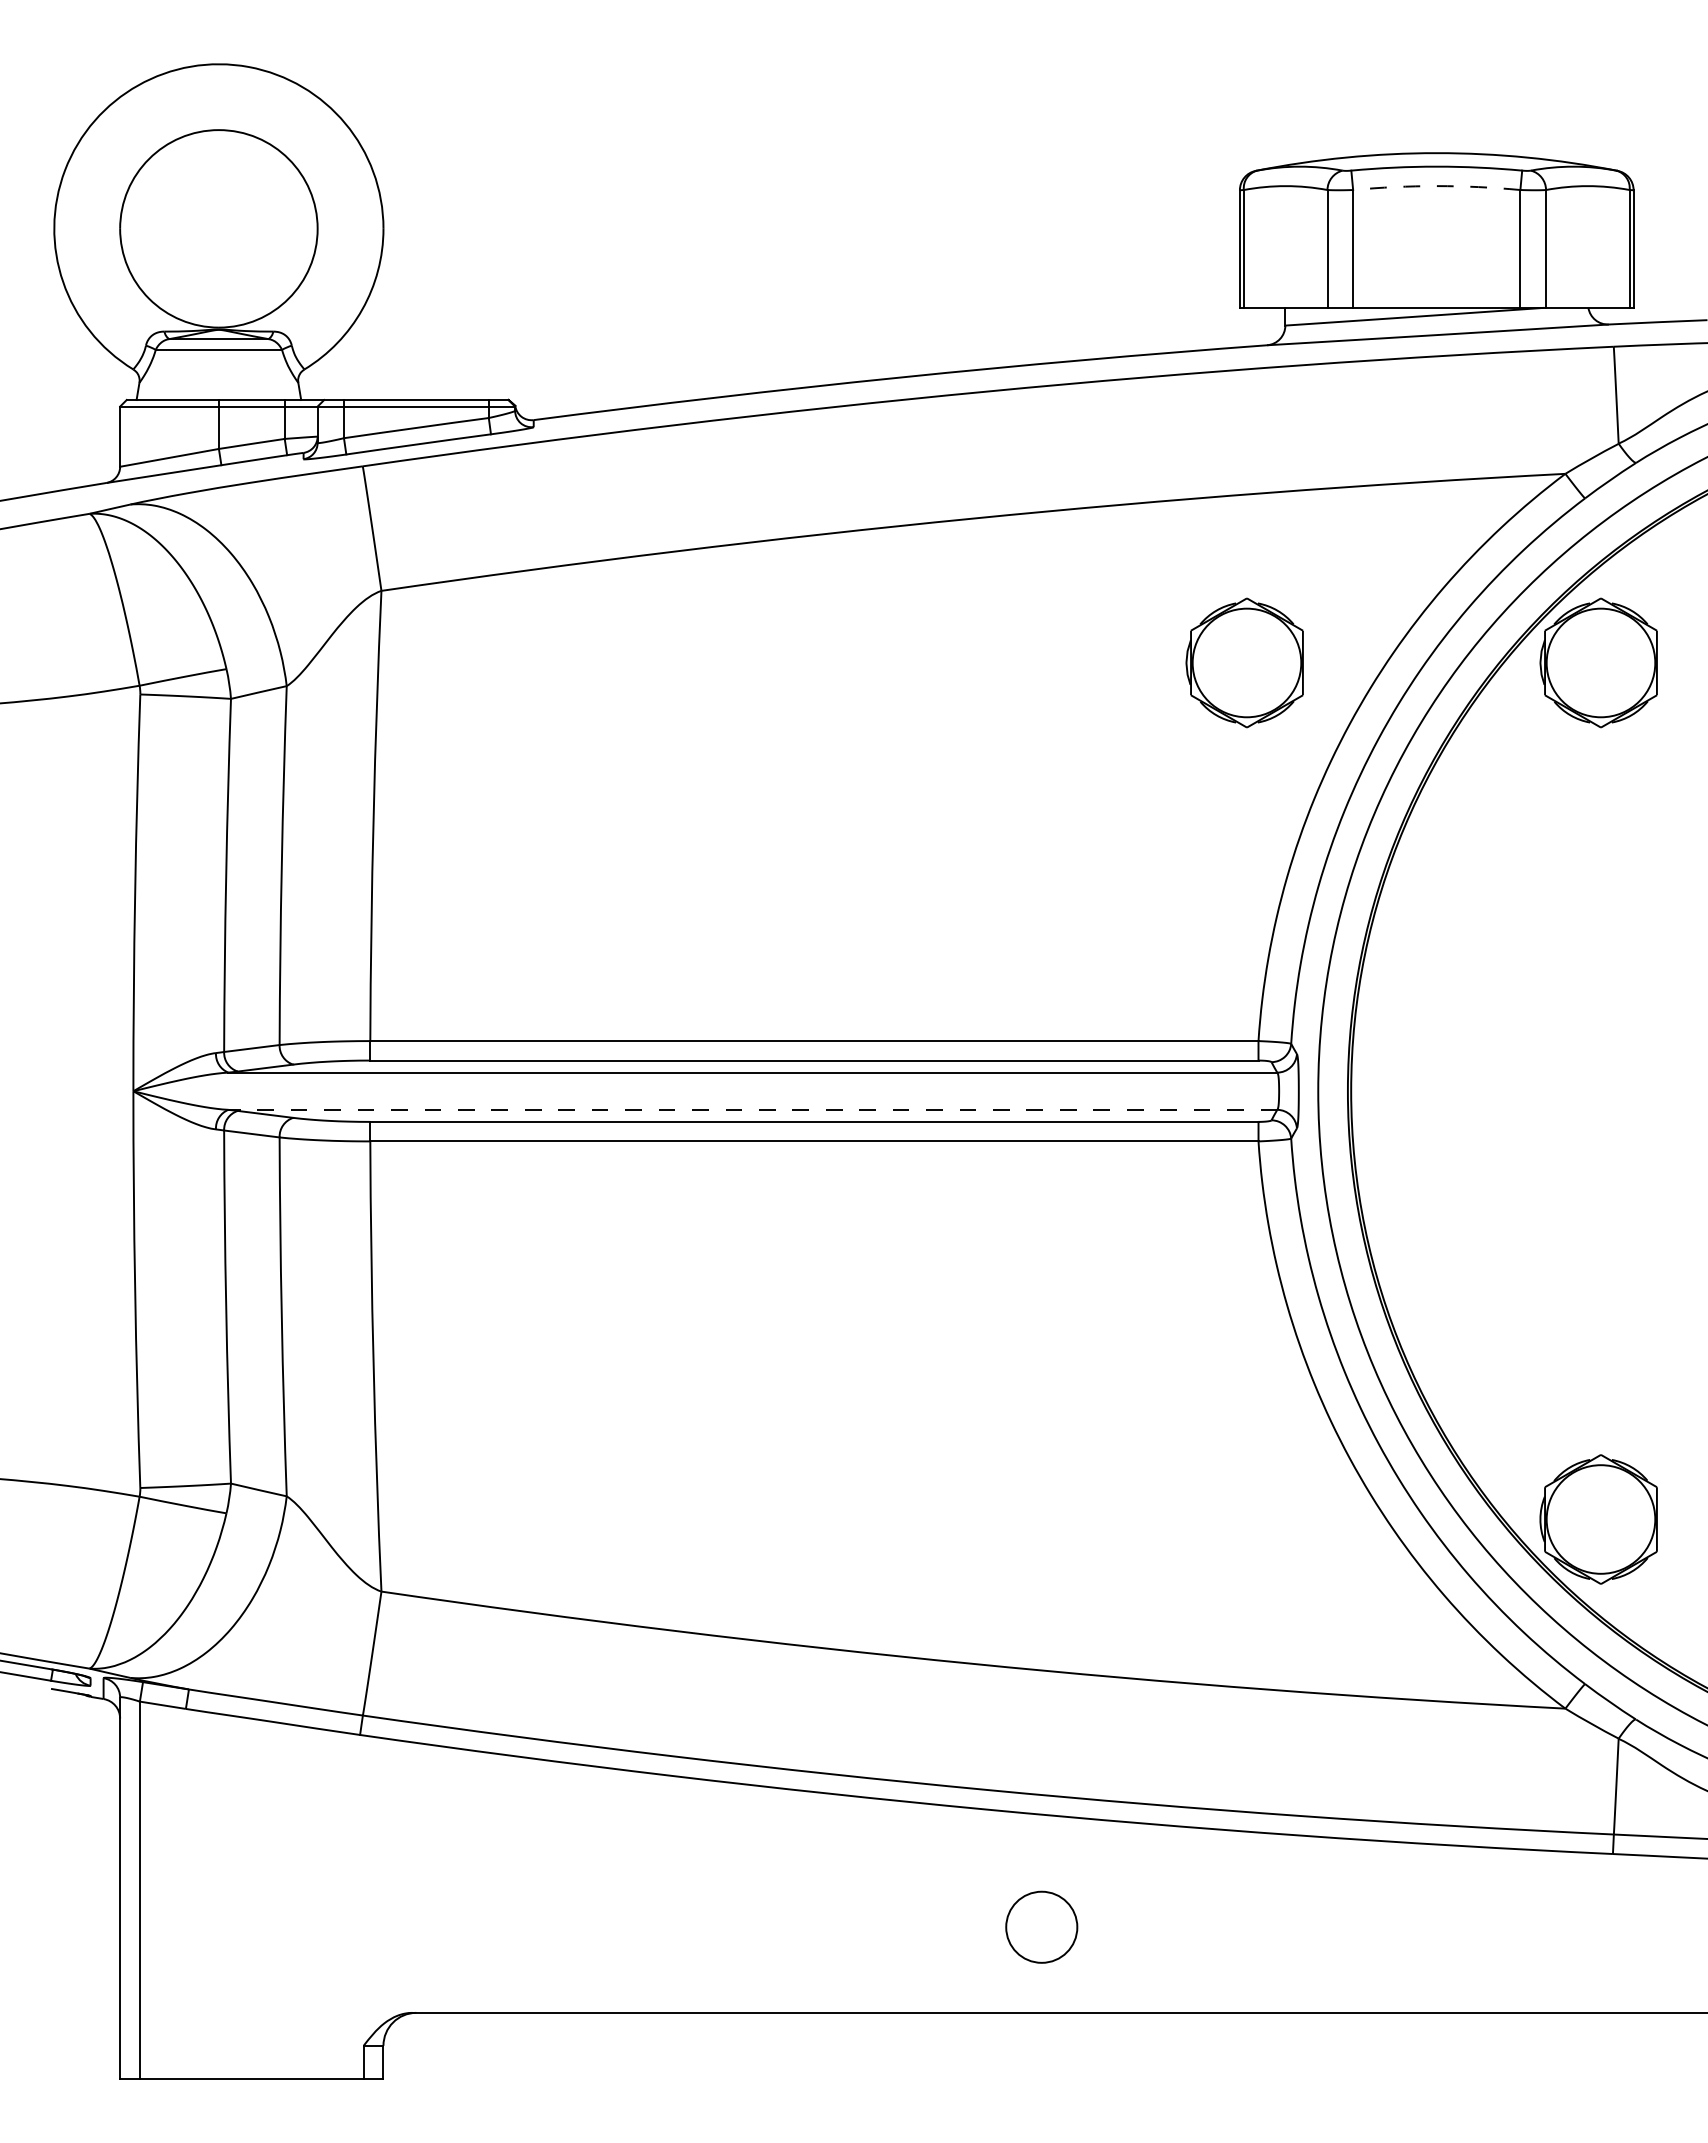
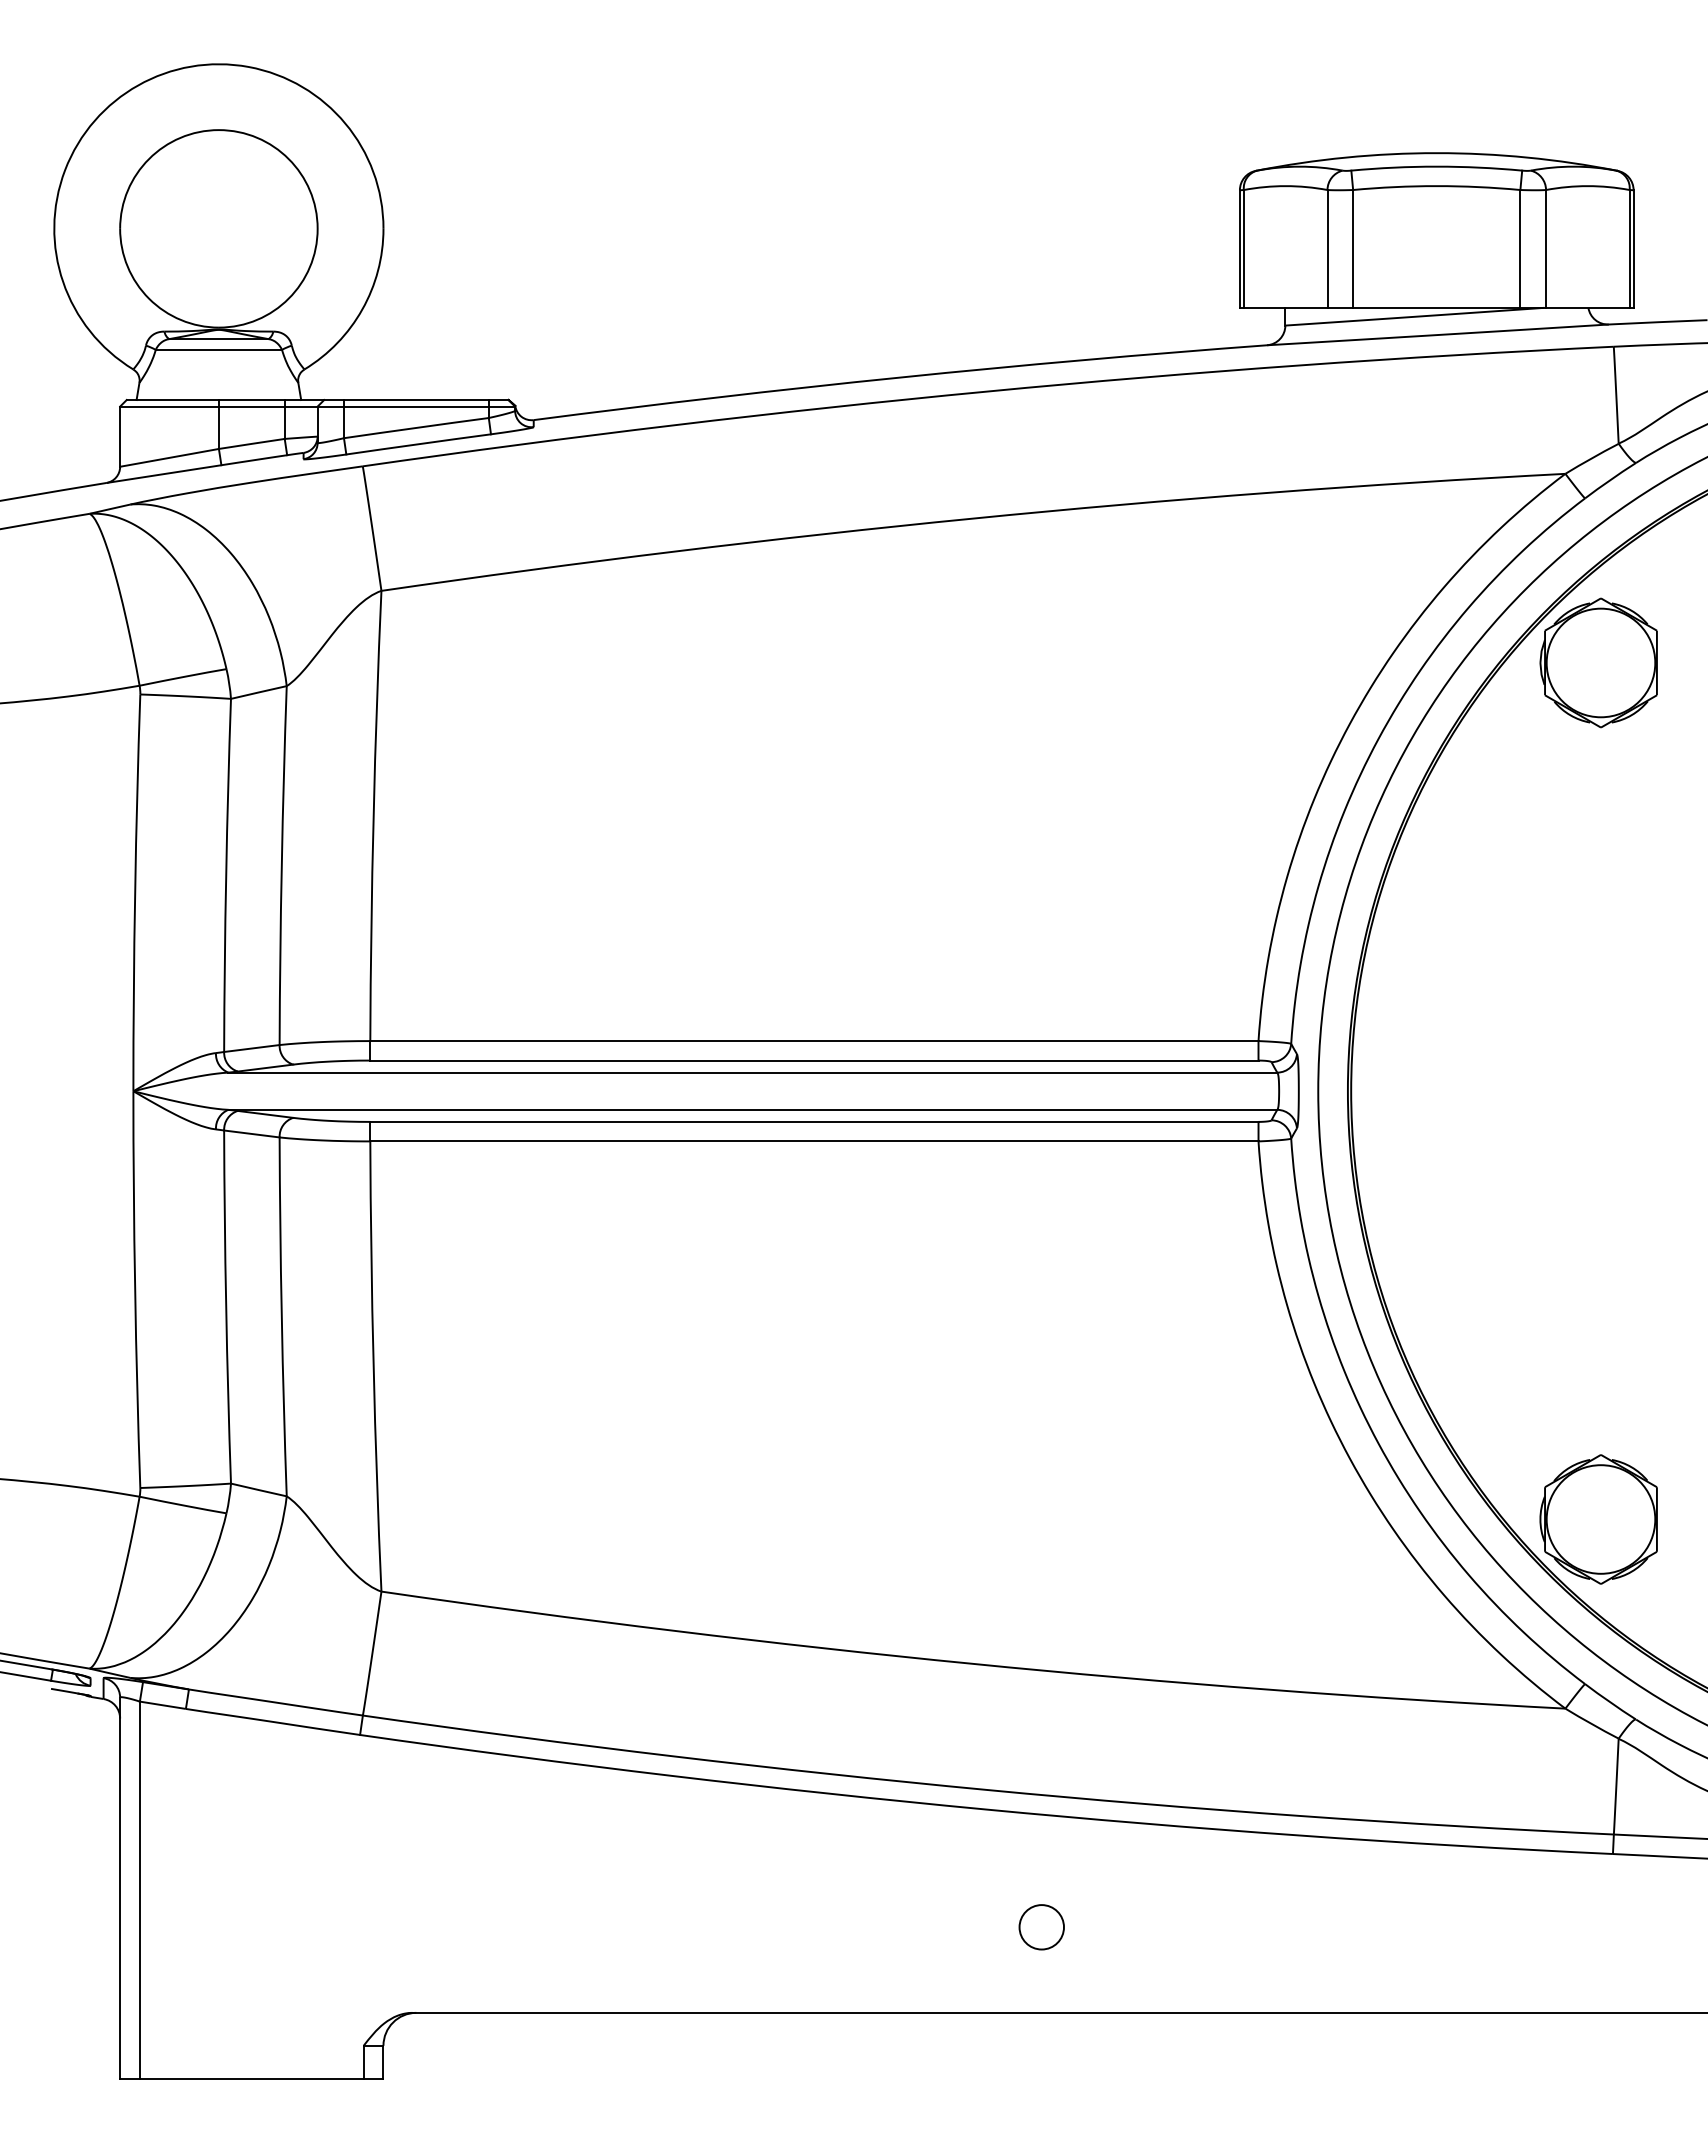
arc: dashed -> solid (1436, 186)
part: present -> none (1244, 662)
line: dashed -> solid (752, 1109)
circle diameter: 71 px -> 44 px (1041, 1927)
